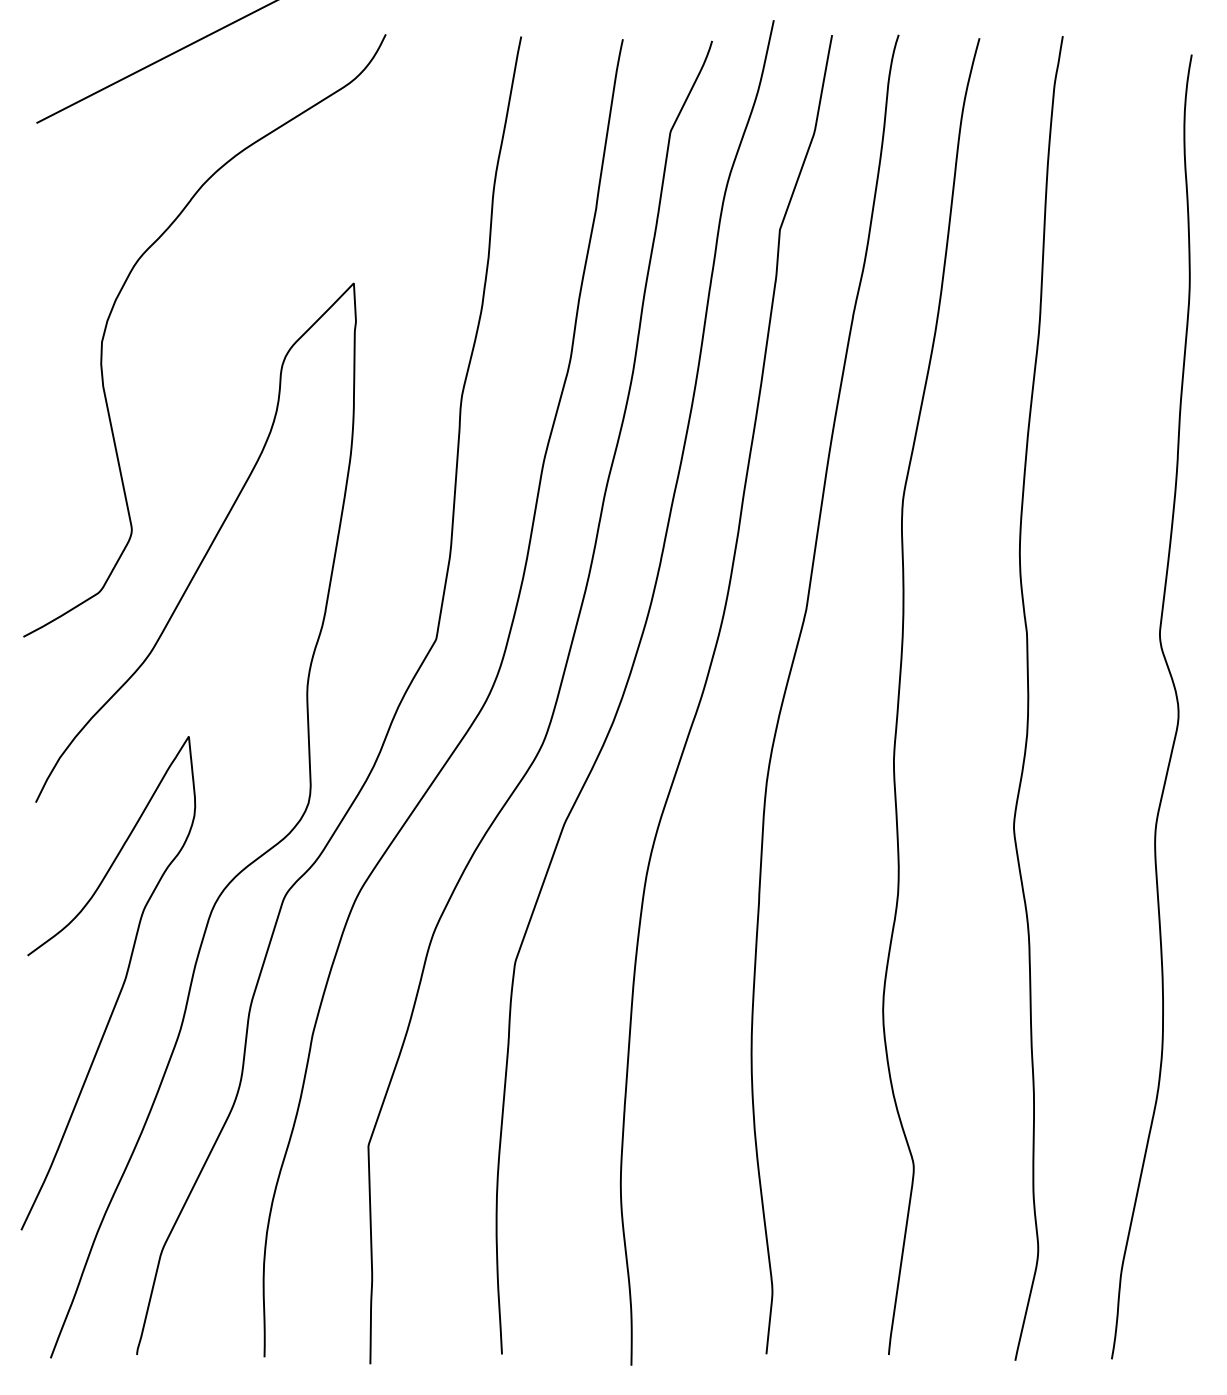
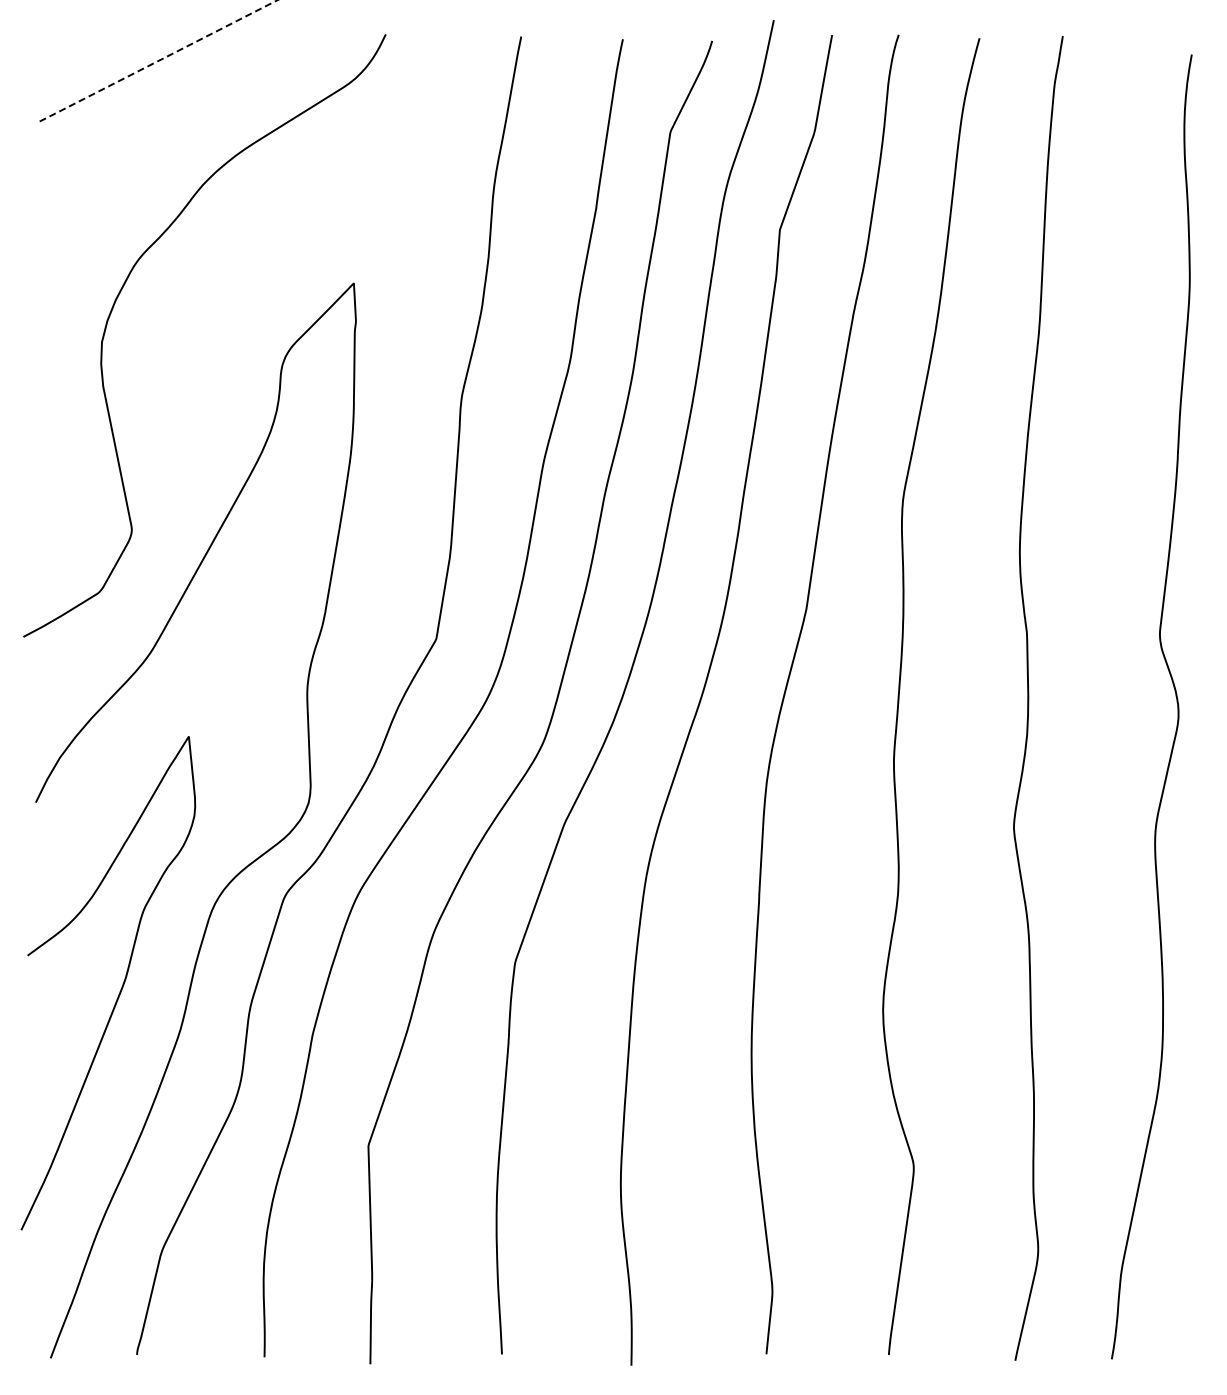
line: solid -> dashed (156, 61)
